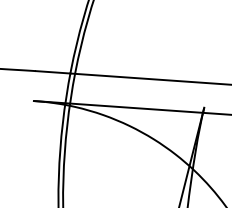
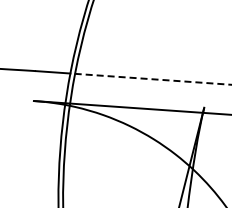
line: solid -> dashed (151, 79)
